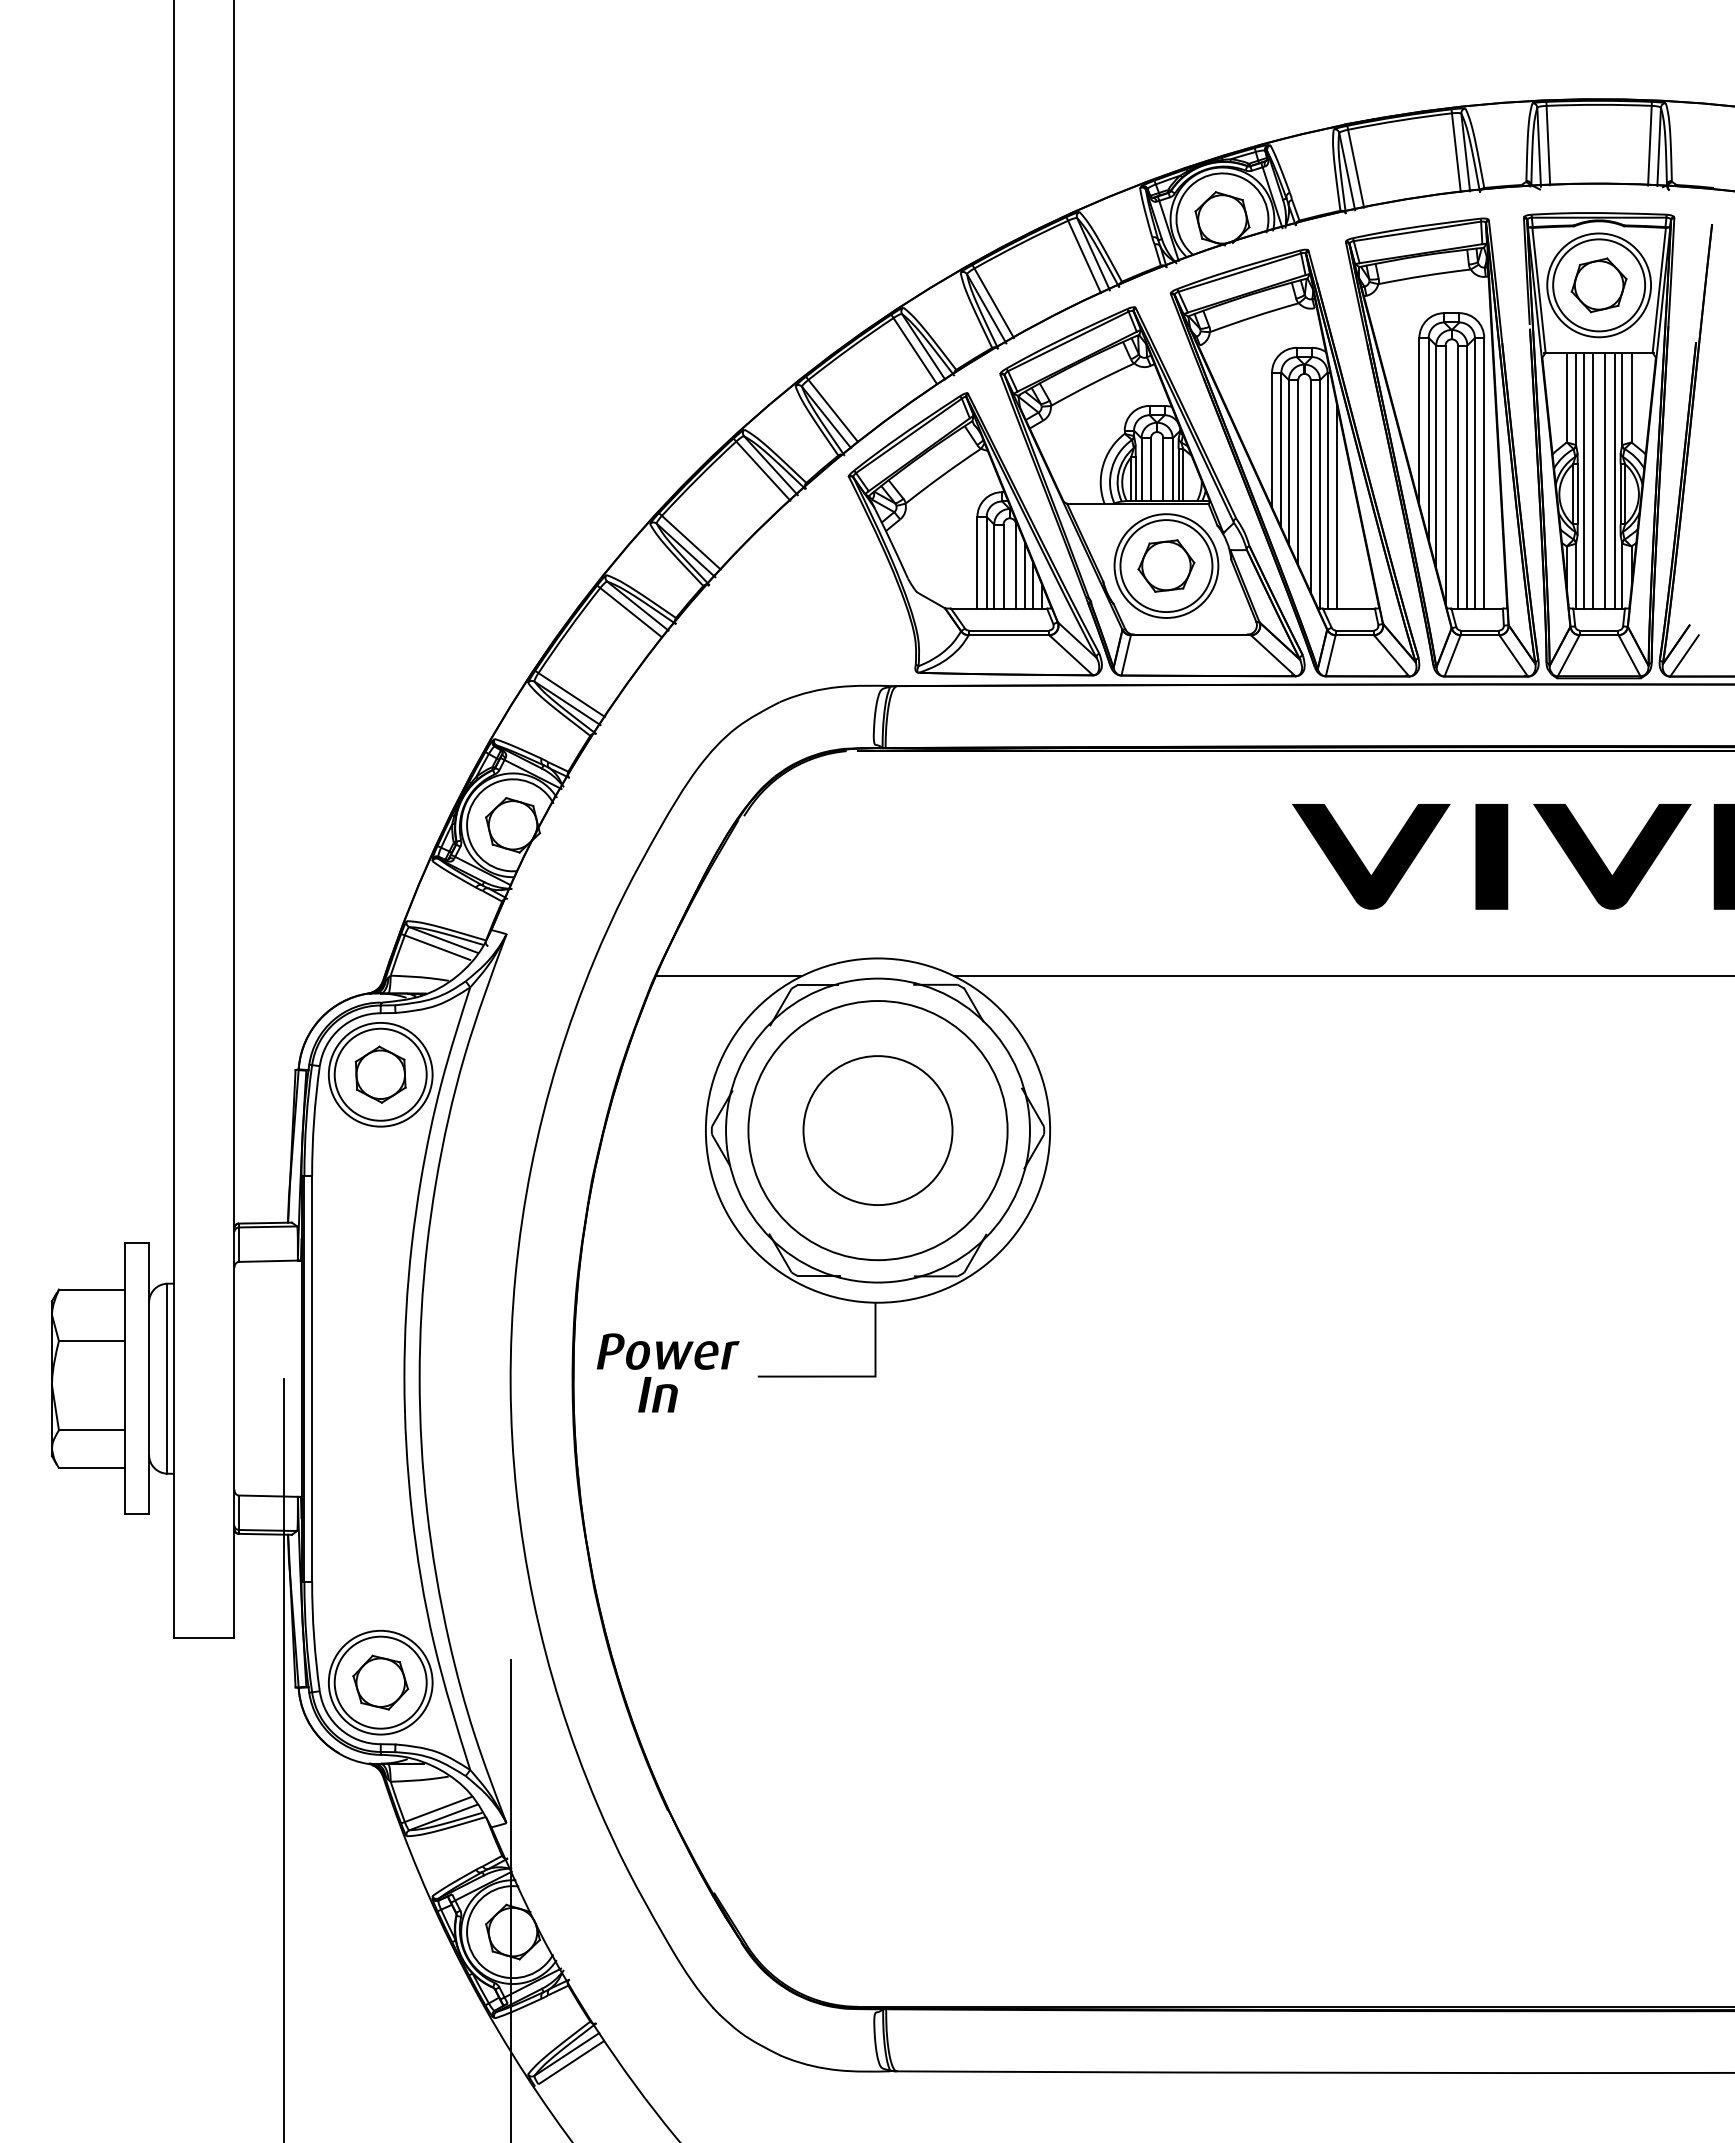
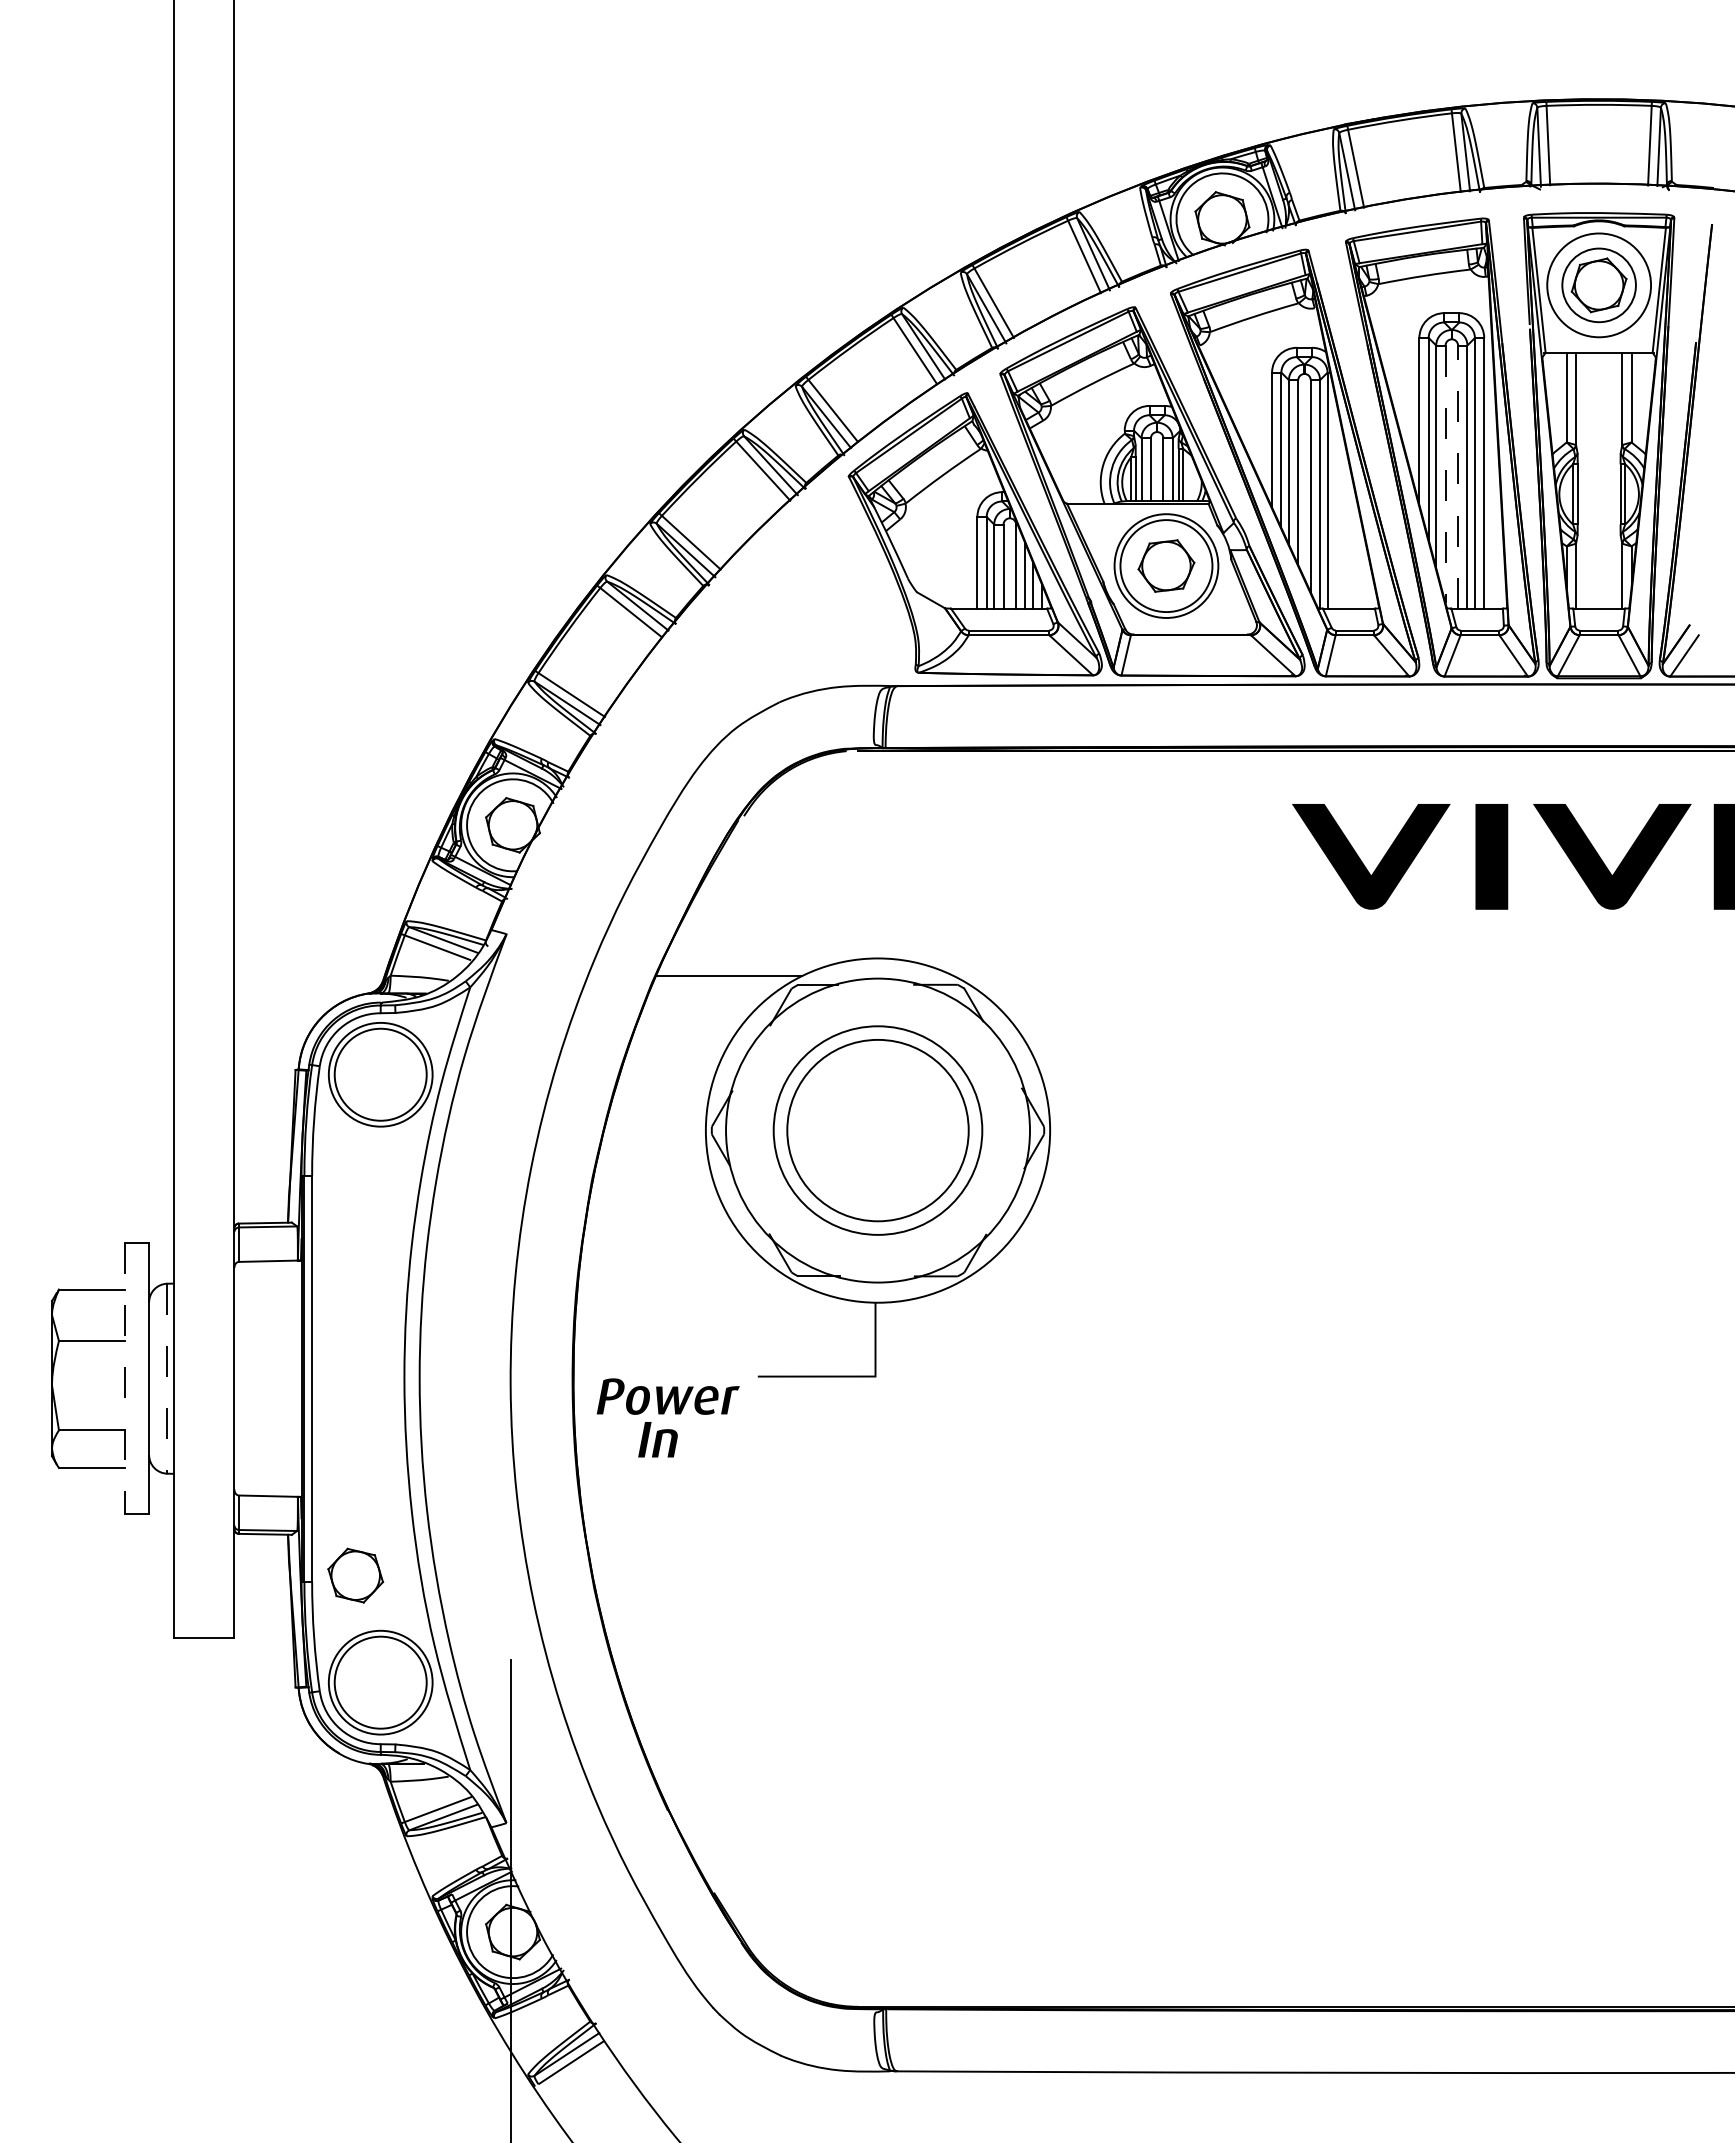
circle diameter: 92 px -> 74 px (1598, 285)
line: solid -> dashed (1445, 474)
line: solid -> dashed (1458, 477)
line: present -> none (1583, 480)
line: present -> none (1592, 480)
line: present -> none (1605, 480)
line: present -> none (1614, 480)
line: present -> none (1336, 506)
line: present -> none (1342, 976)
part: present -> none (380, 1074)
circle diameter: 149 px -> 209 px (877, 1130)
circle diameter: 259 px -> 181 px (877, 1130)
part position: (667, 1372) -> (667, 1417) (667, 1417)
line: solid -> dashed (124, 1378)
line: solid -> dashed (167, 1378)
part position: (380, 1682) -> (355, 1575) (355, 1575)
line: present -> none (283, 1758)
